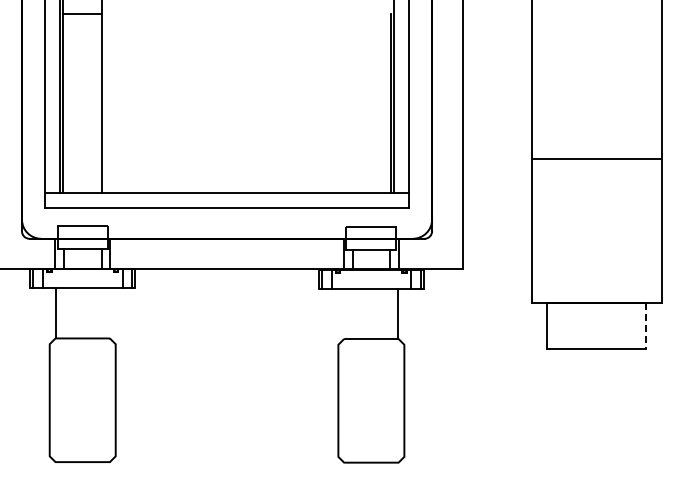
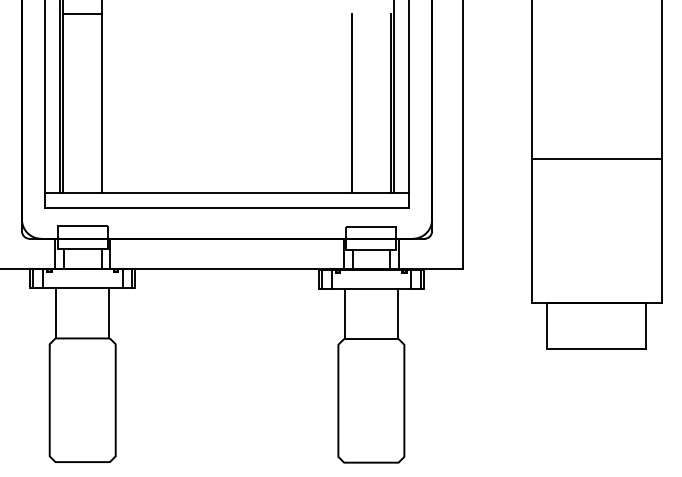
line: none -> present (352, 103)
line: none -> present (109, 313)
line: none -> present (345, 313)
line: dashed -> solid (645, 326)
